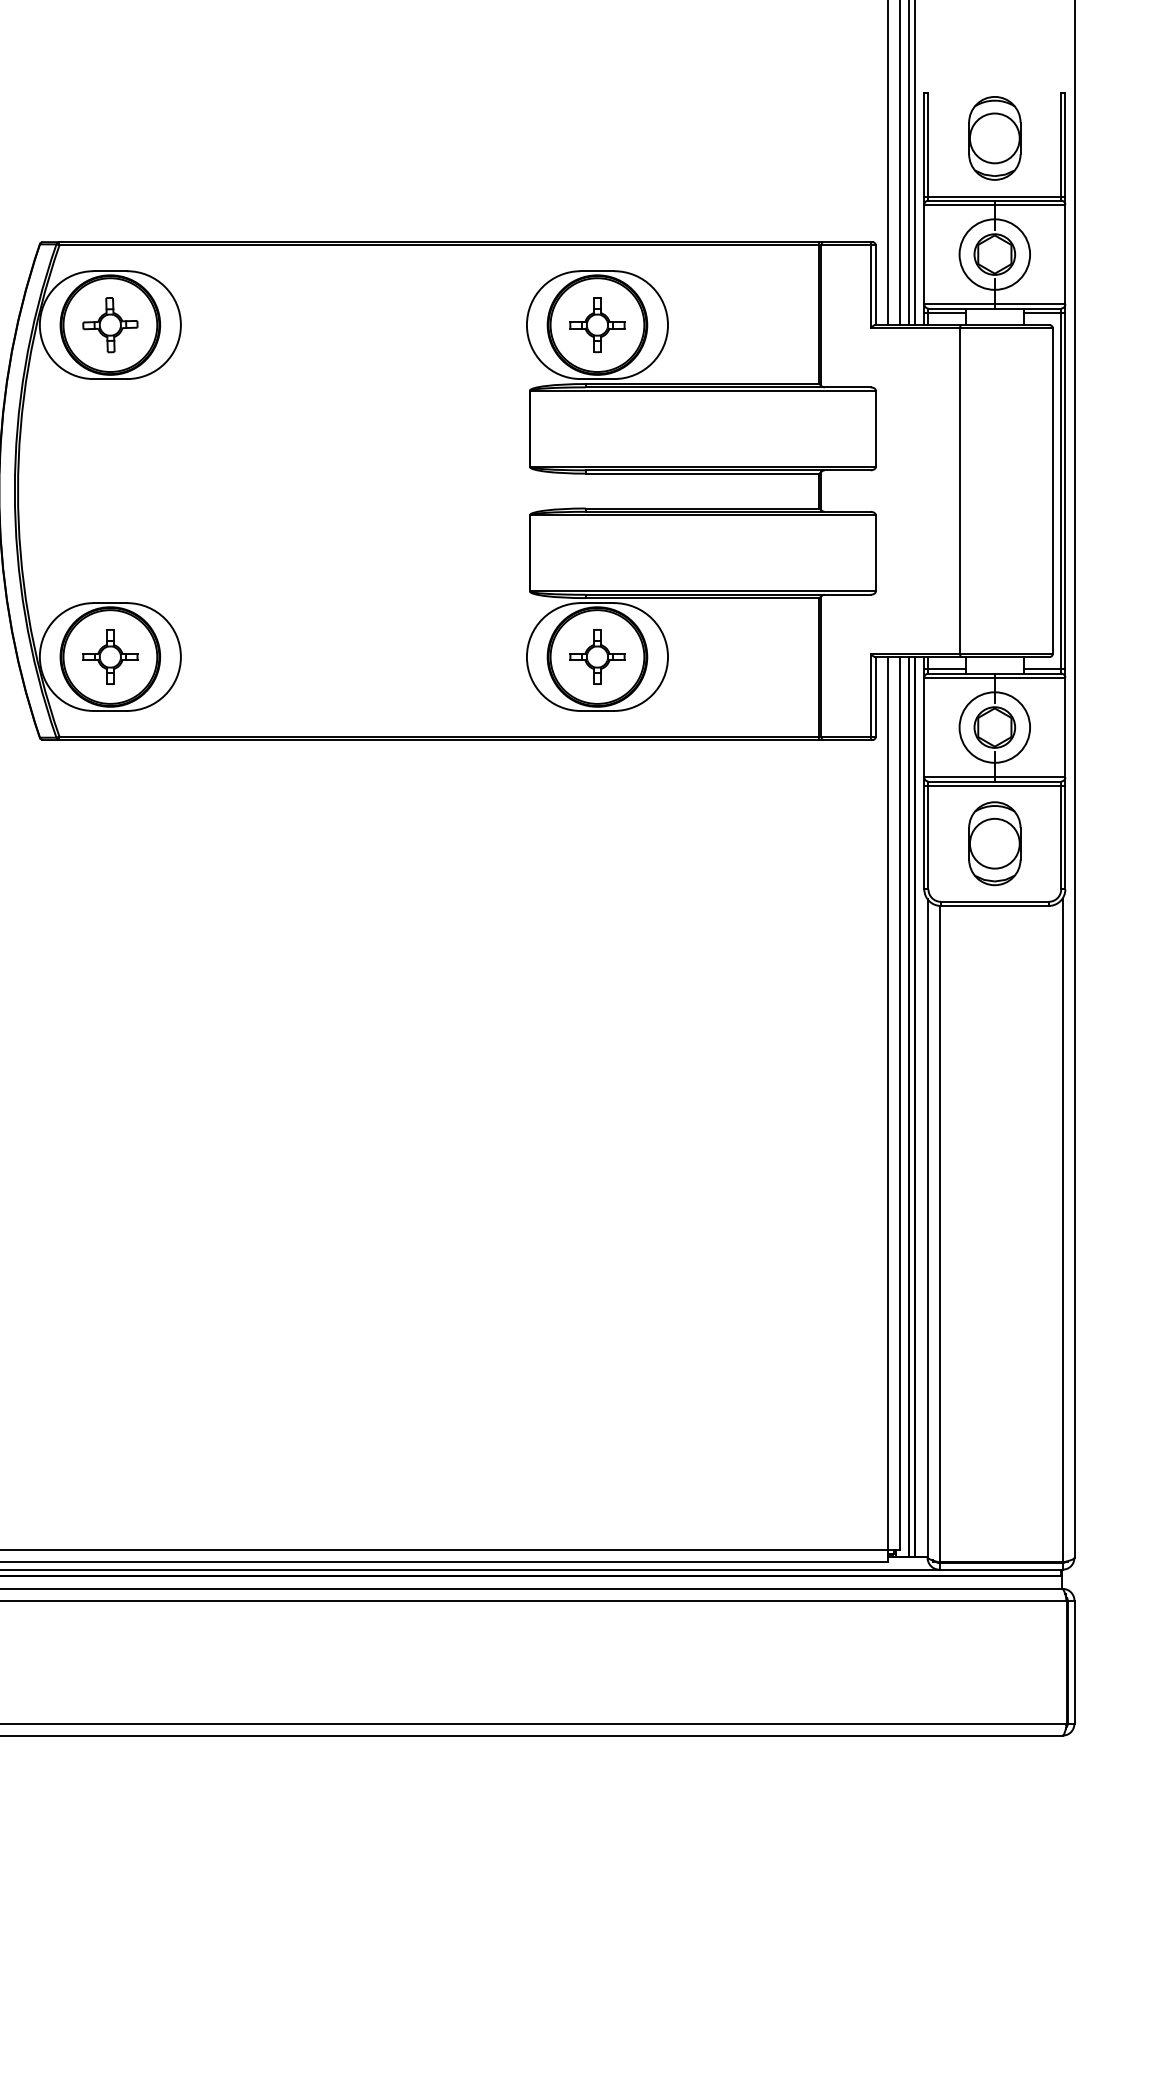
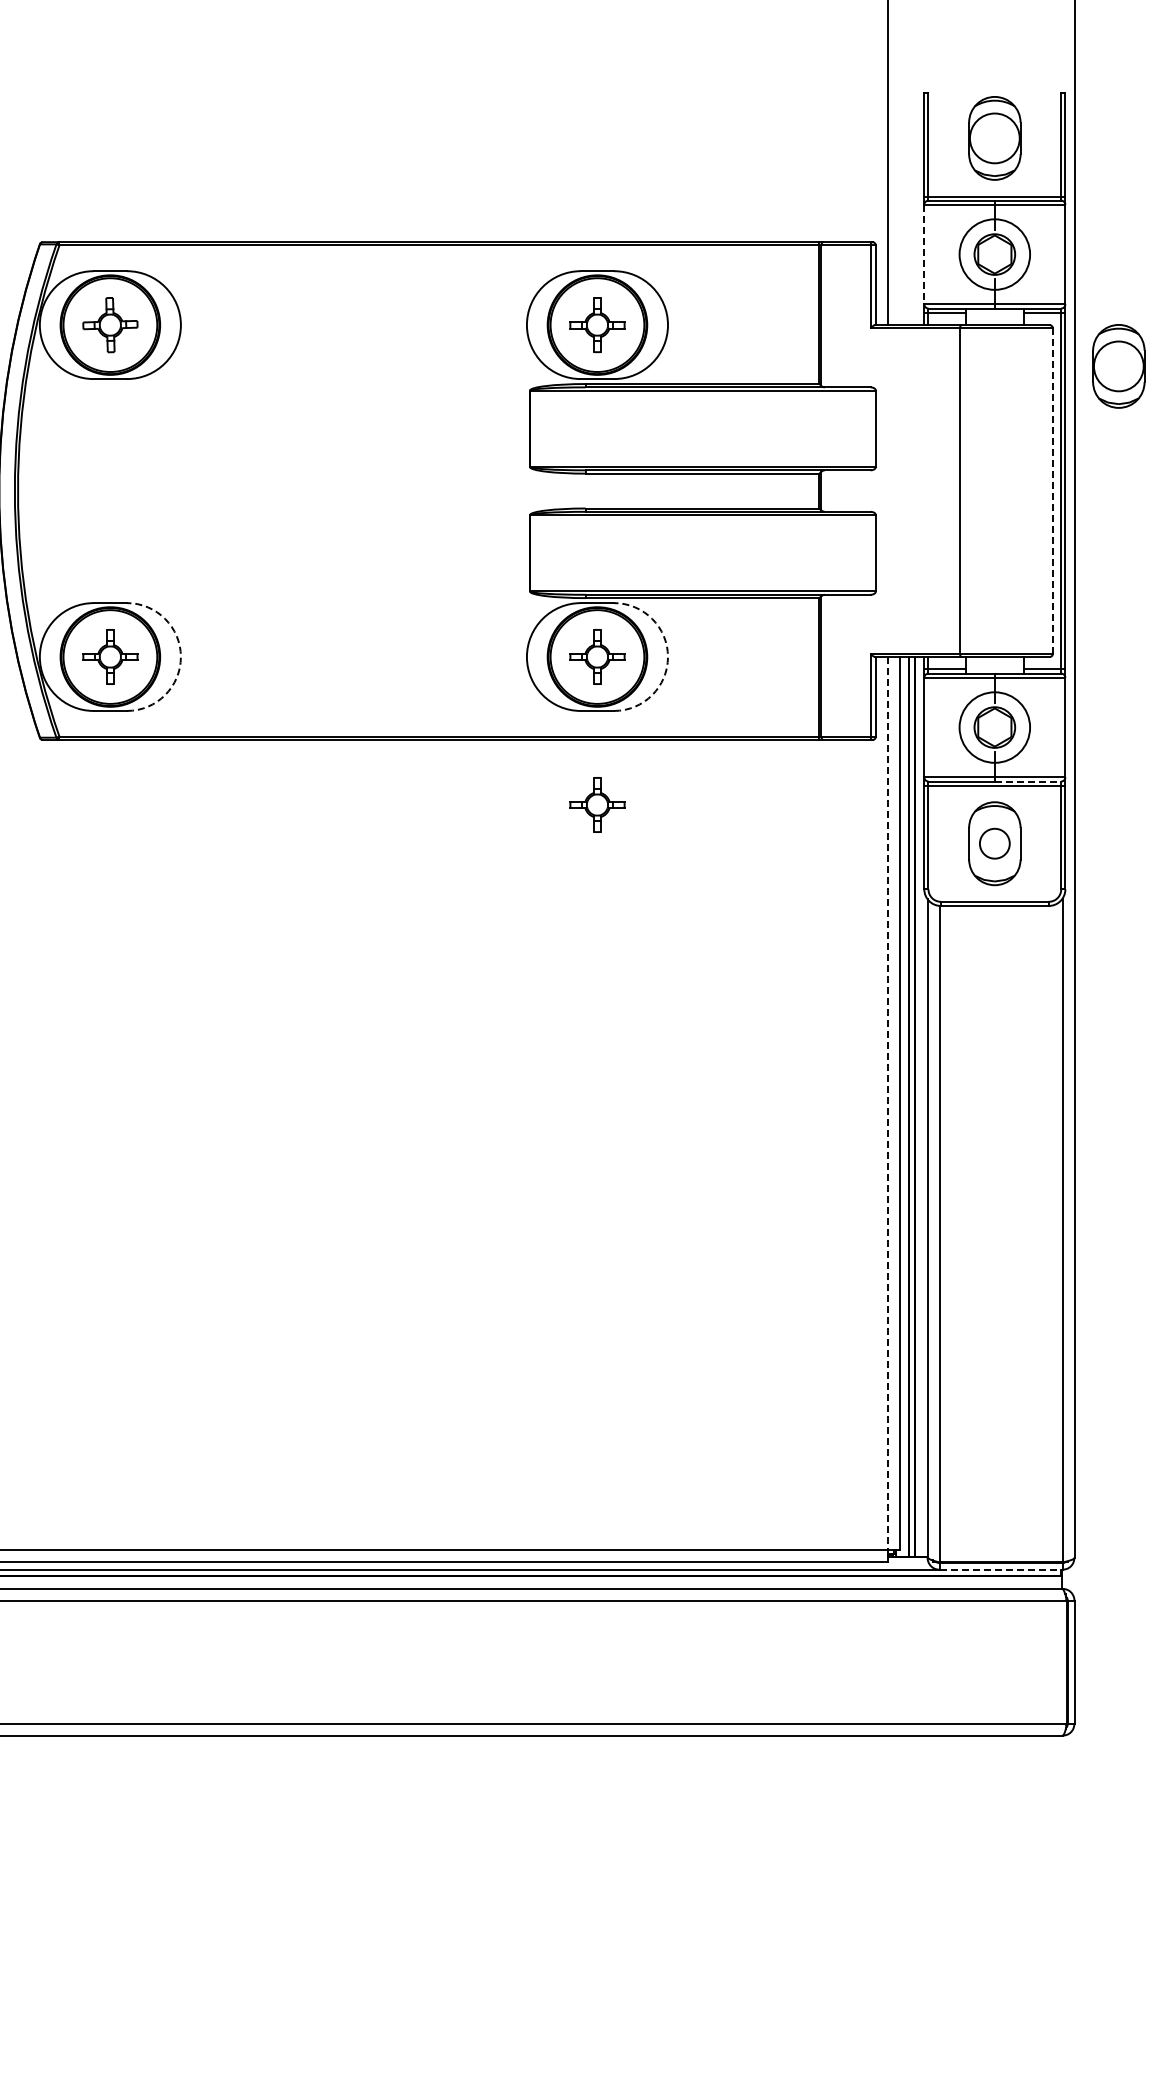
line: present -> none (900, 163)
line: present -> none (908, 163)
line: present -> none (915, 163)
line: solid -> dashed (924, 254)
part: none -> present (1118, 366)
line: solid -> dashed (1052, 491)
arc: solid -> dashed (180, 657)
arc: solid -> dashed (668, 657)
line: solid -> dashed (1028, 781)
part: none -> present (597, 804)
circle diameter: 50 px -> 30 px (994, 843)
line: solid -> dashed (888, 1103)
line: solid -> dashed (1001, 1569)
